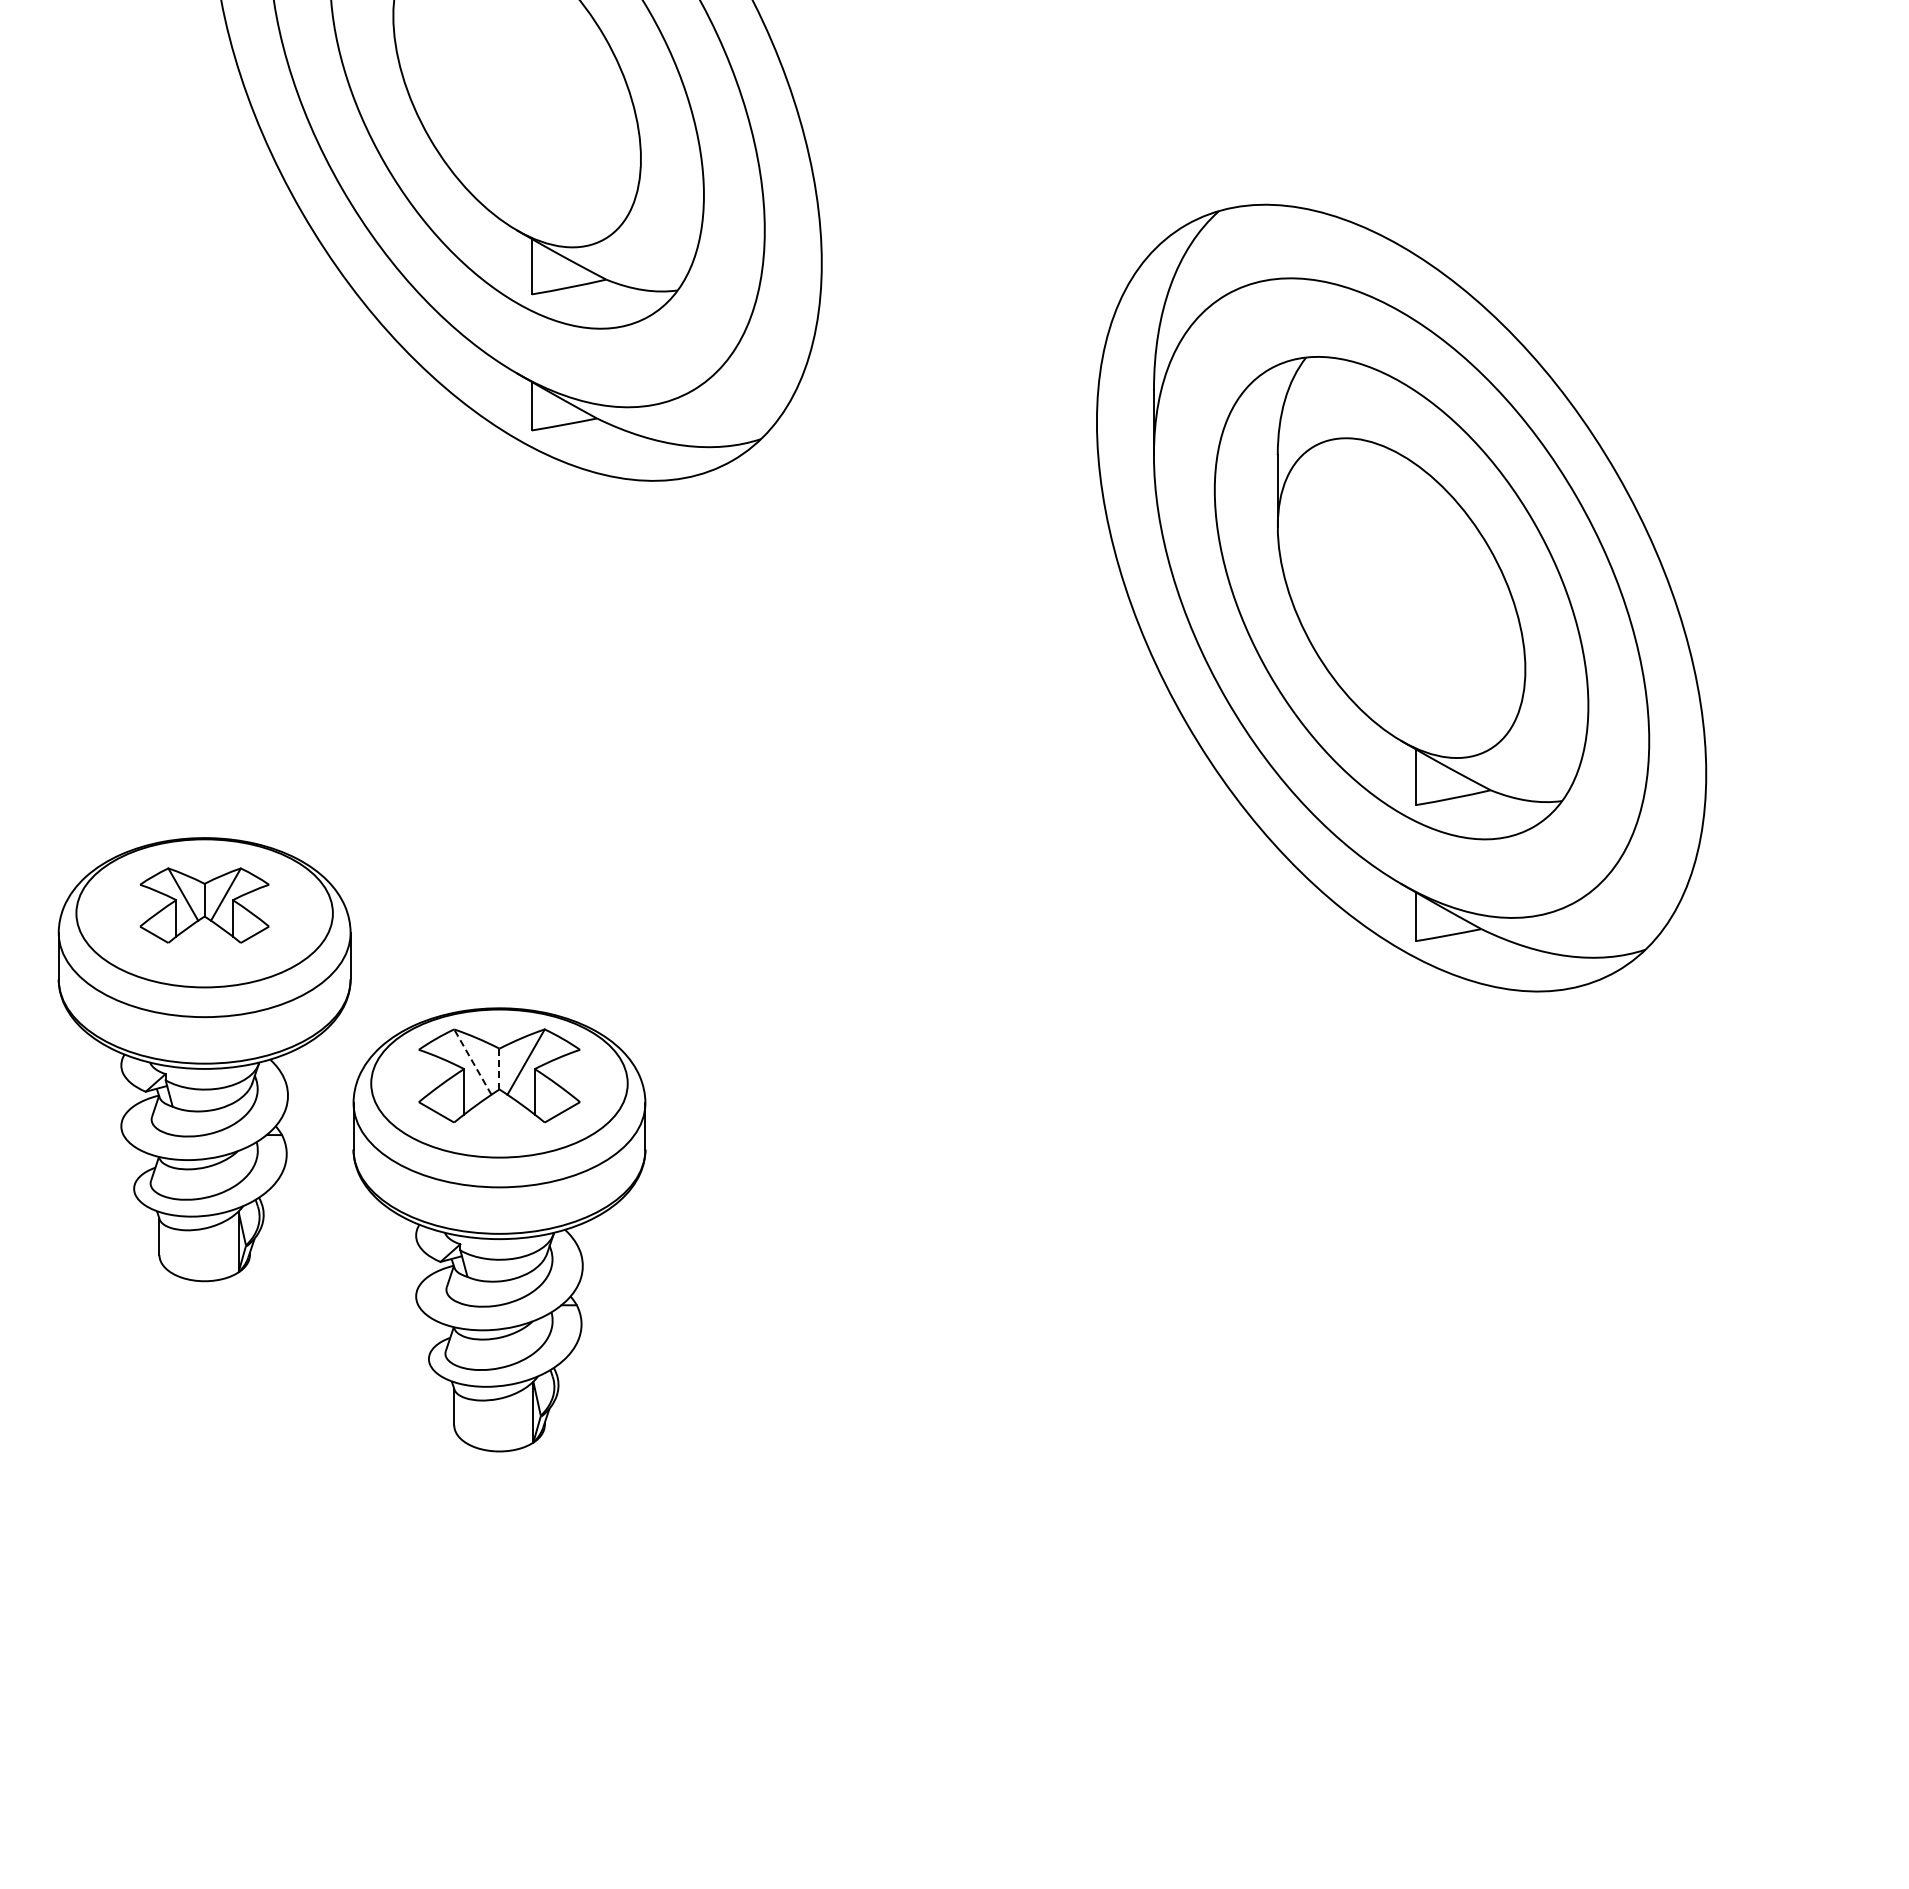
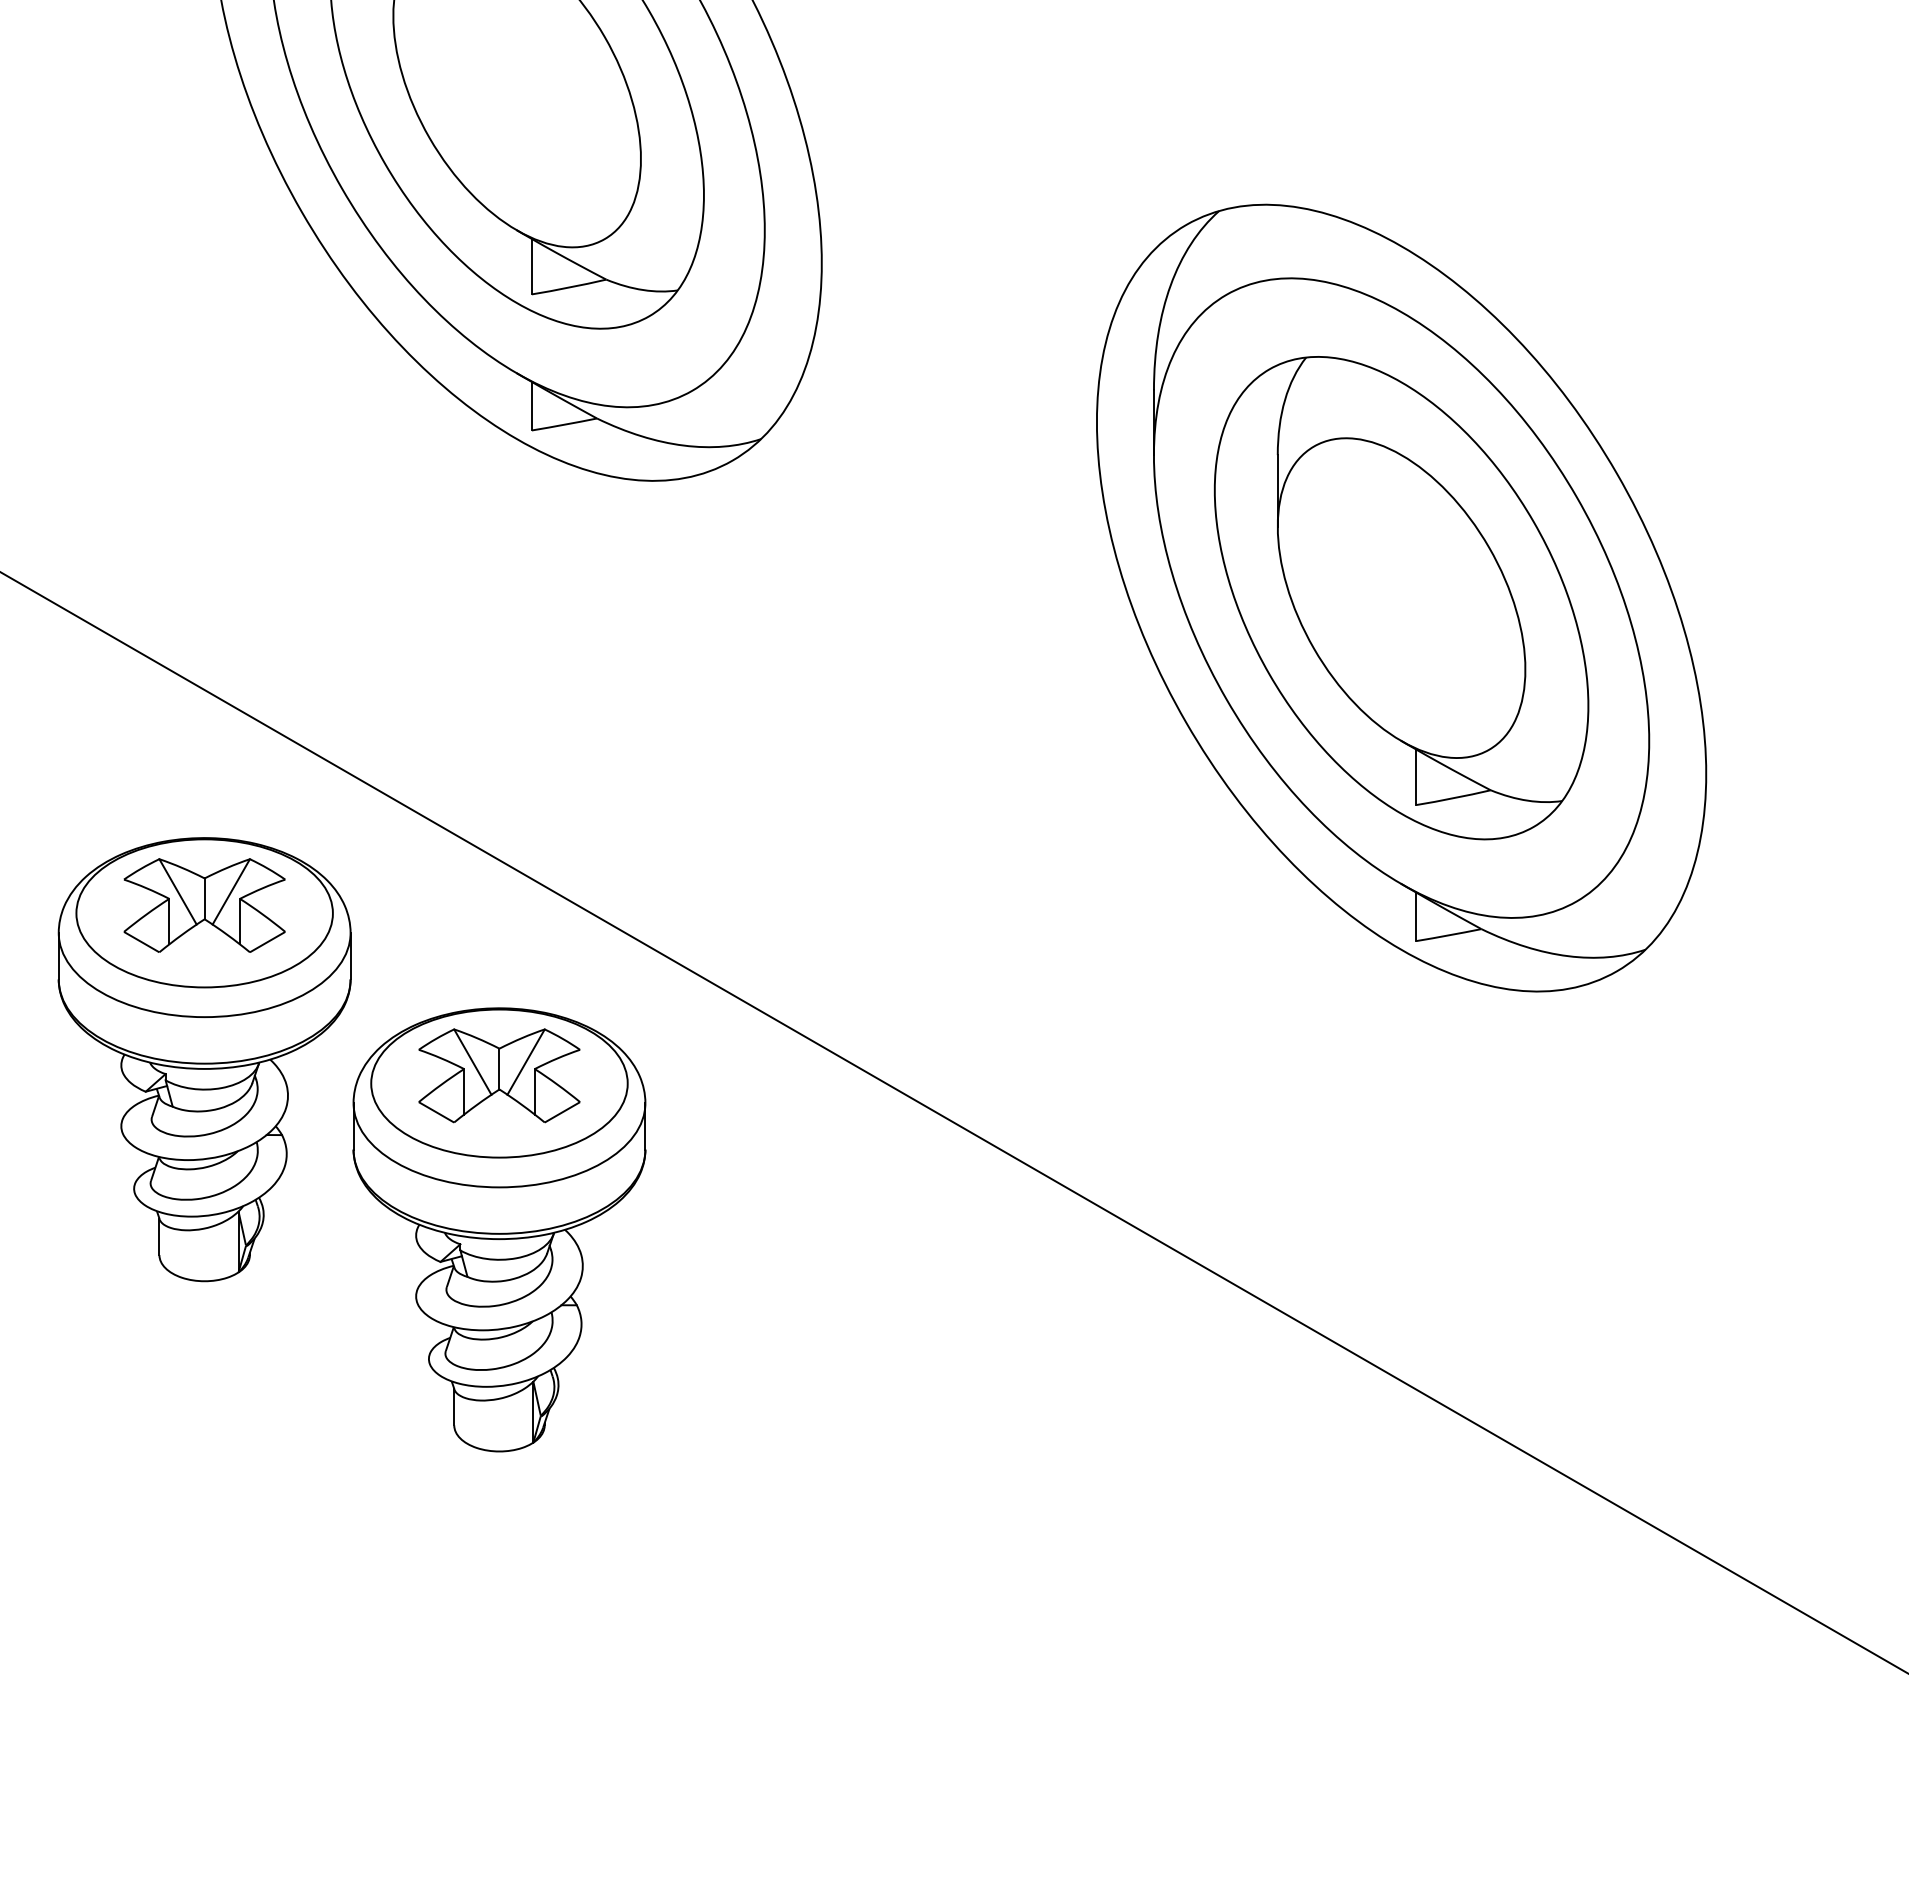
part size: 131x77 px -> 163x95 px (204, 905)
line: dashed -> solid (472, 1062)
line: dashed -> solid (499, 1068)
line: none -> present (953, 1122)
